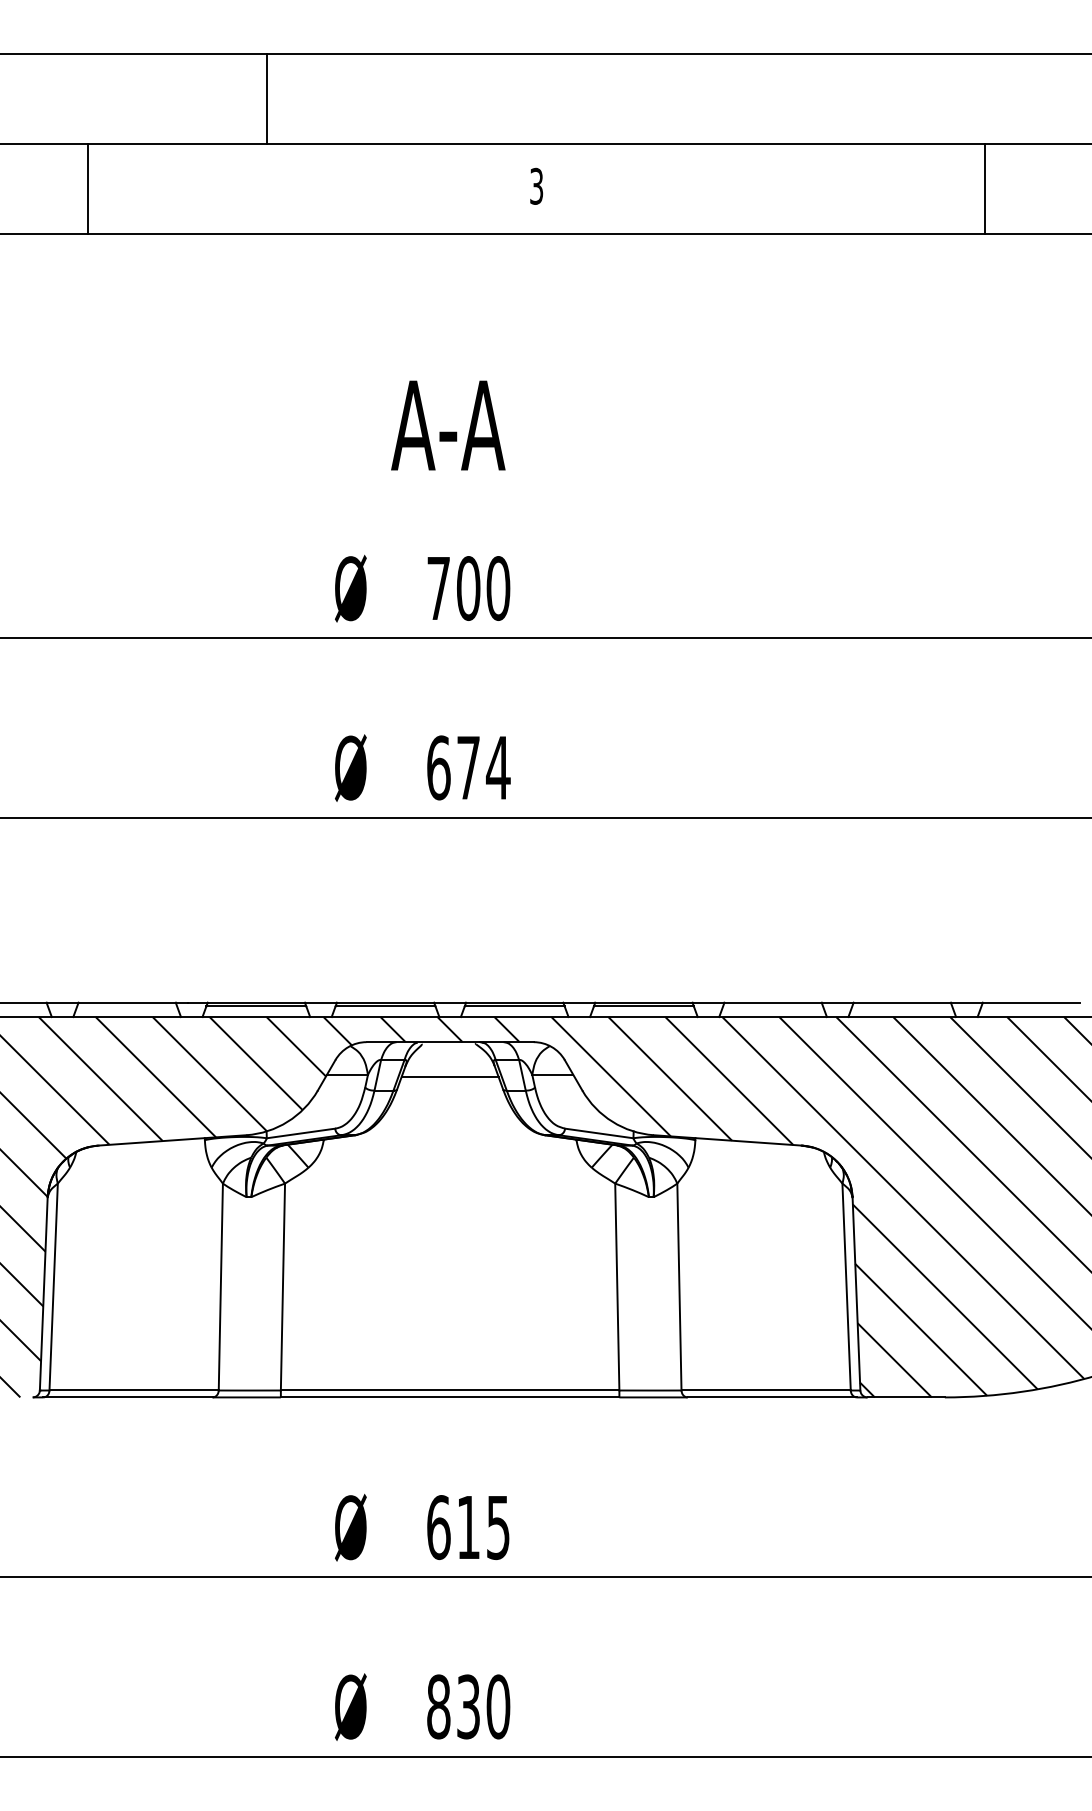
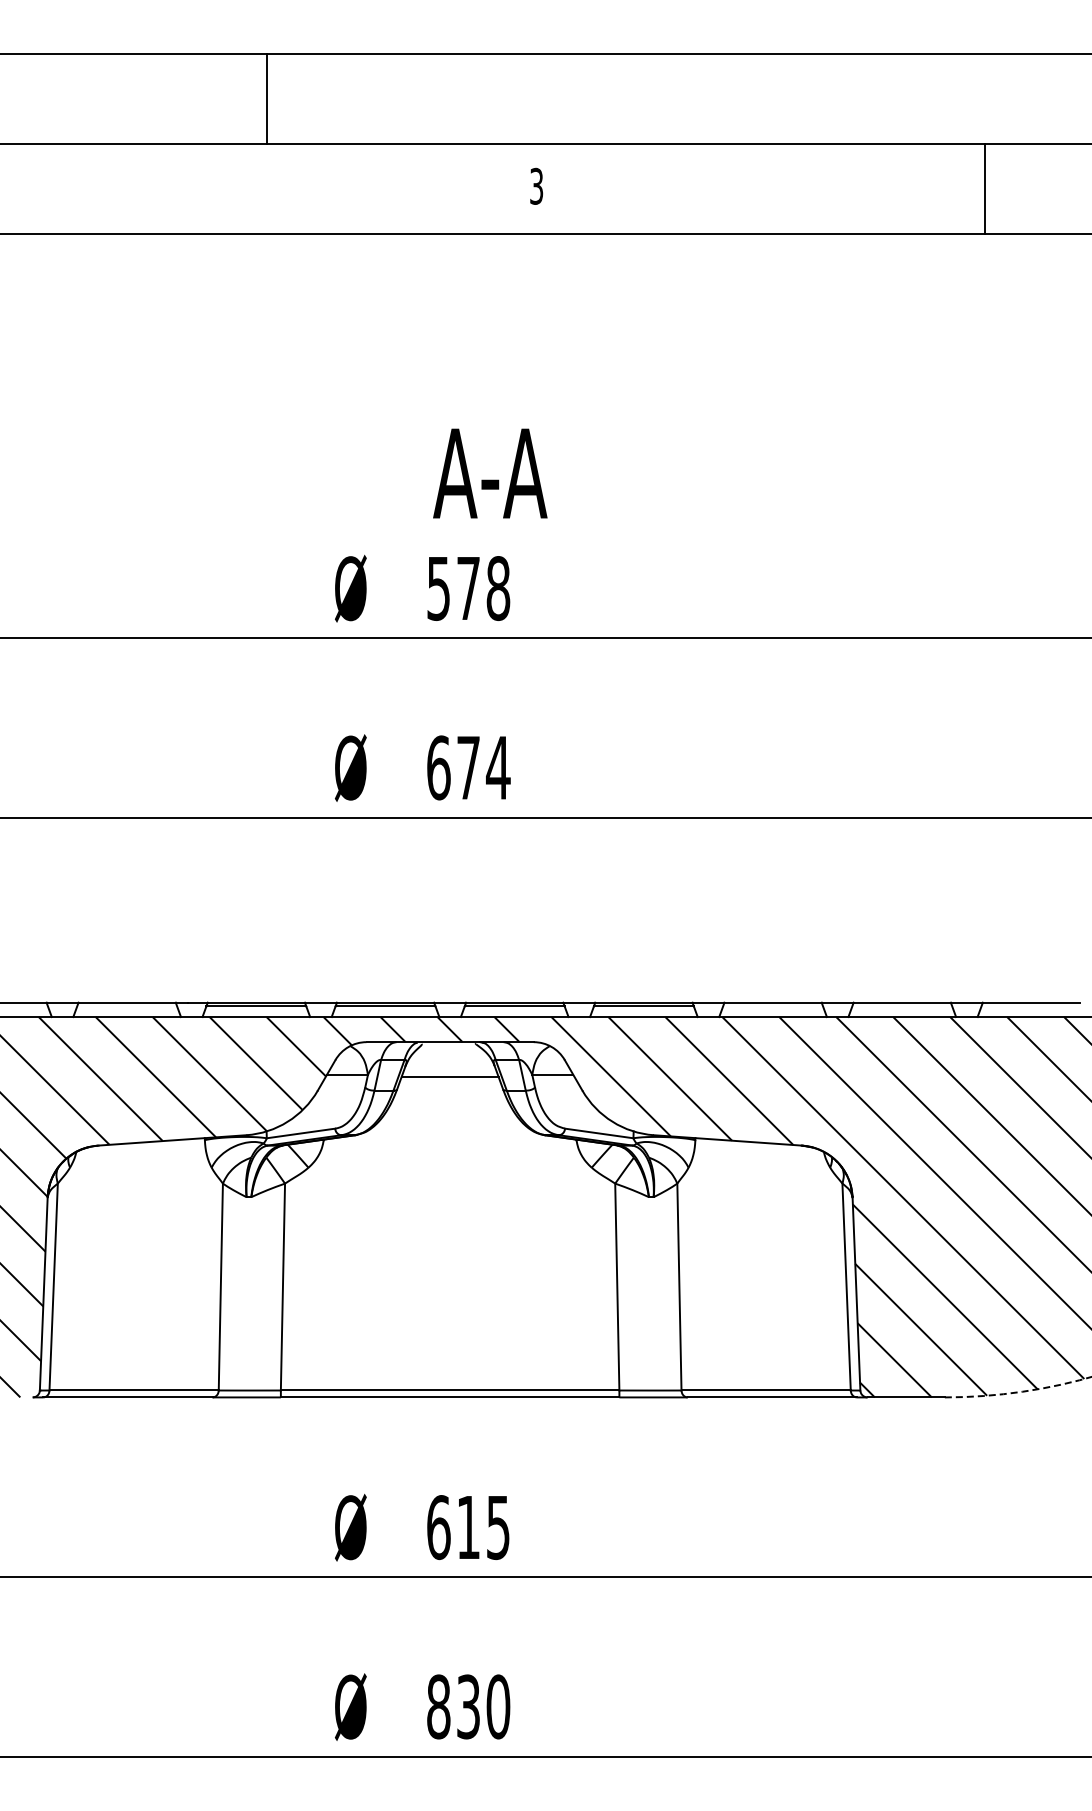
line: present -> none (87, 188)
text position: (448, 425) -> (490, 473) (490, 473)
text: 700 -> 578 (468, 588)
arc: solid -> dashed (1019, 1392)
